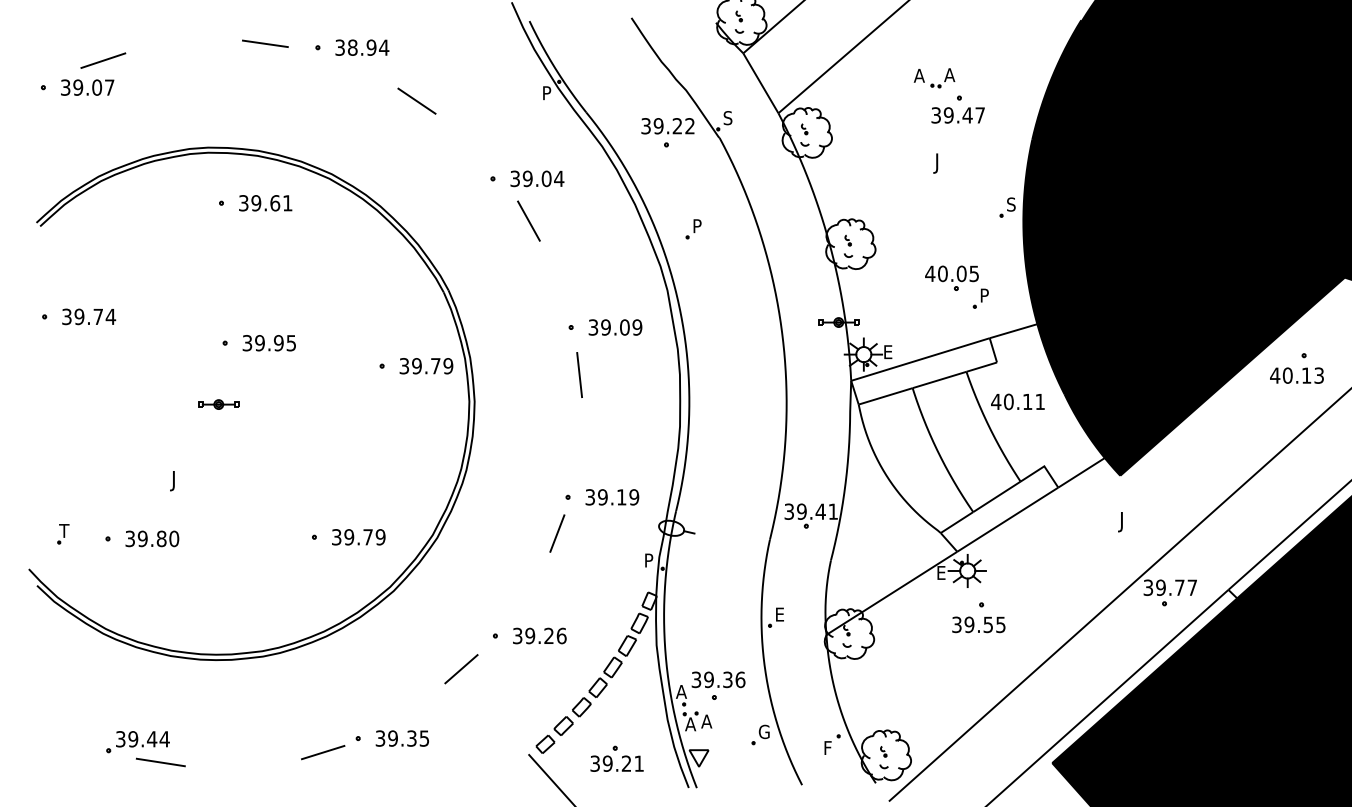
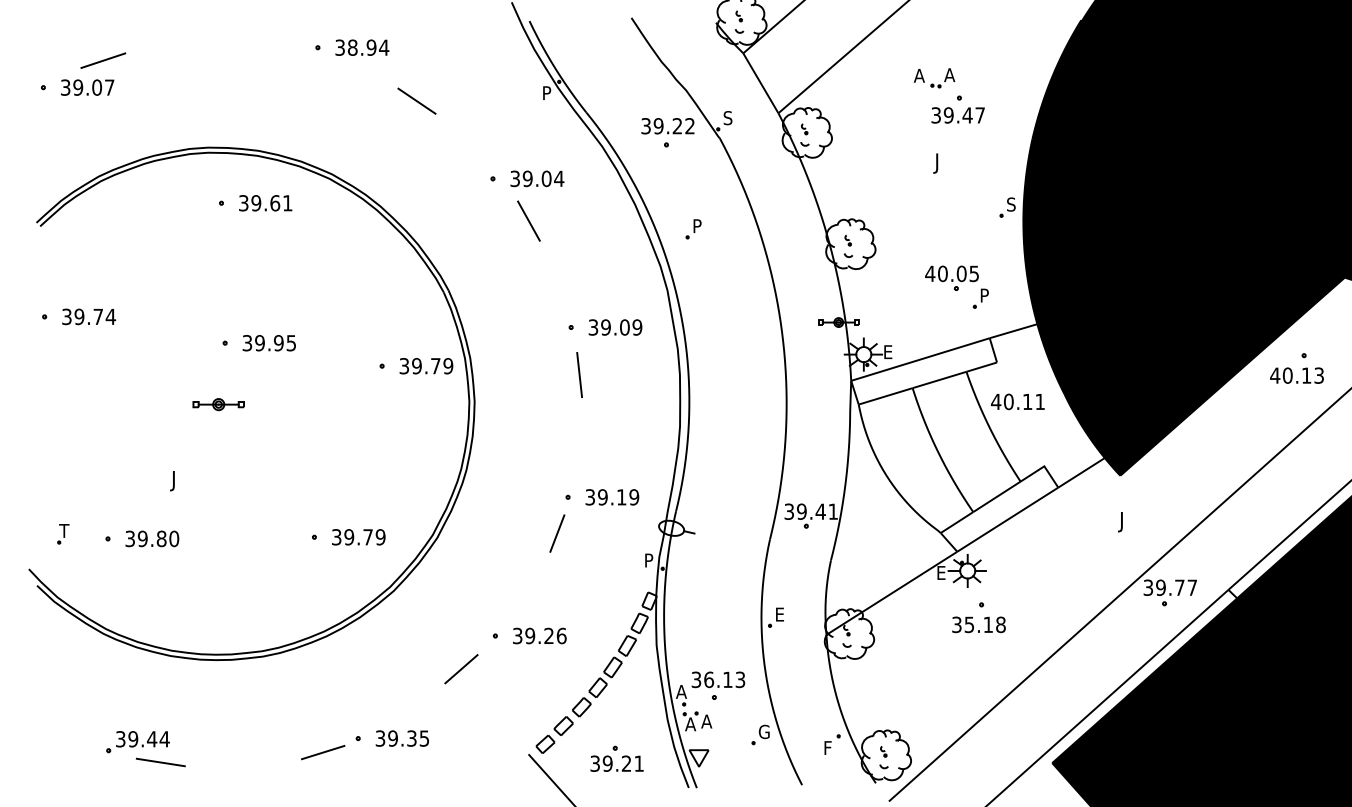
line: present -> none (265, 43)
part size: 42x11 px -> 53x14 px (218, 404)
text: 39.55 -> 35.18 (984, 624)
text: 39.36 -> 36.13 (724, 679)
